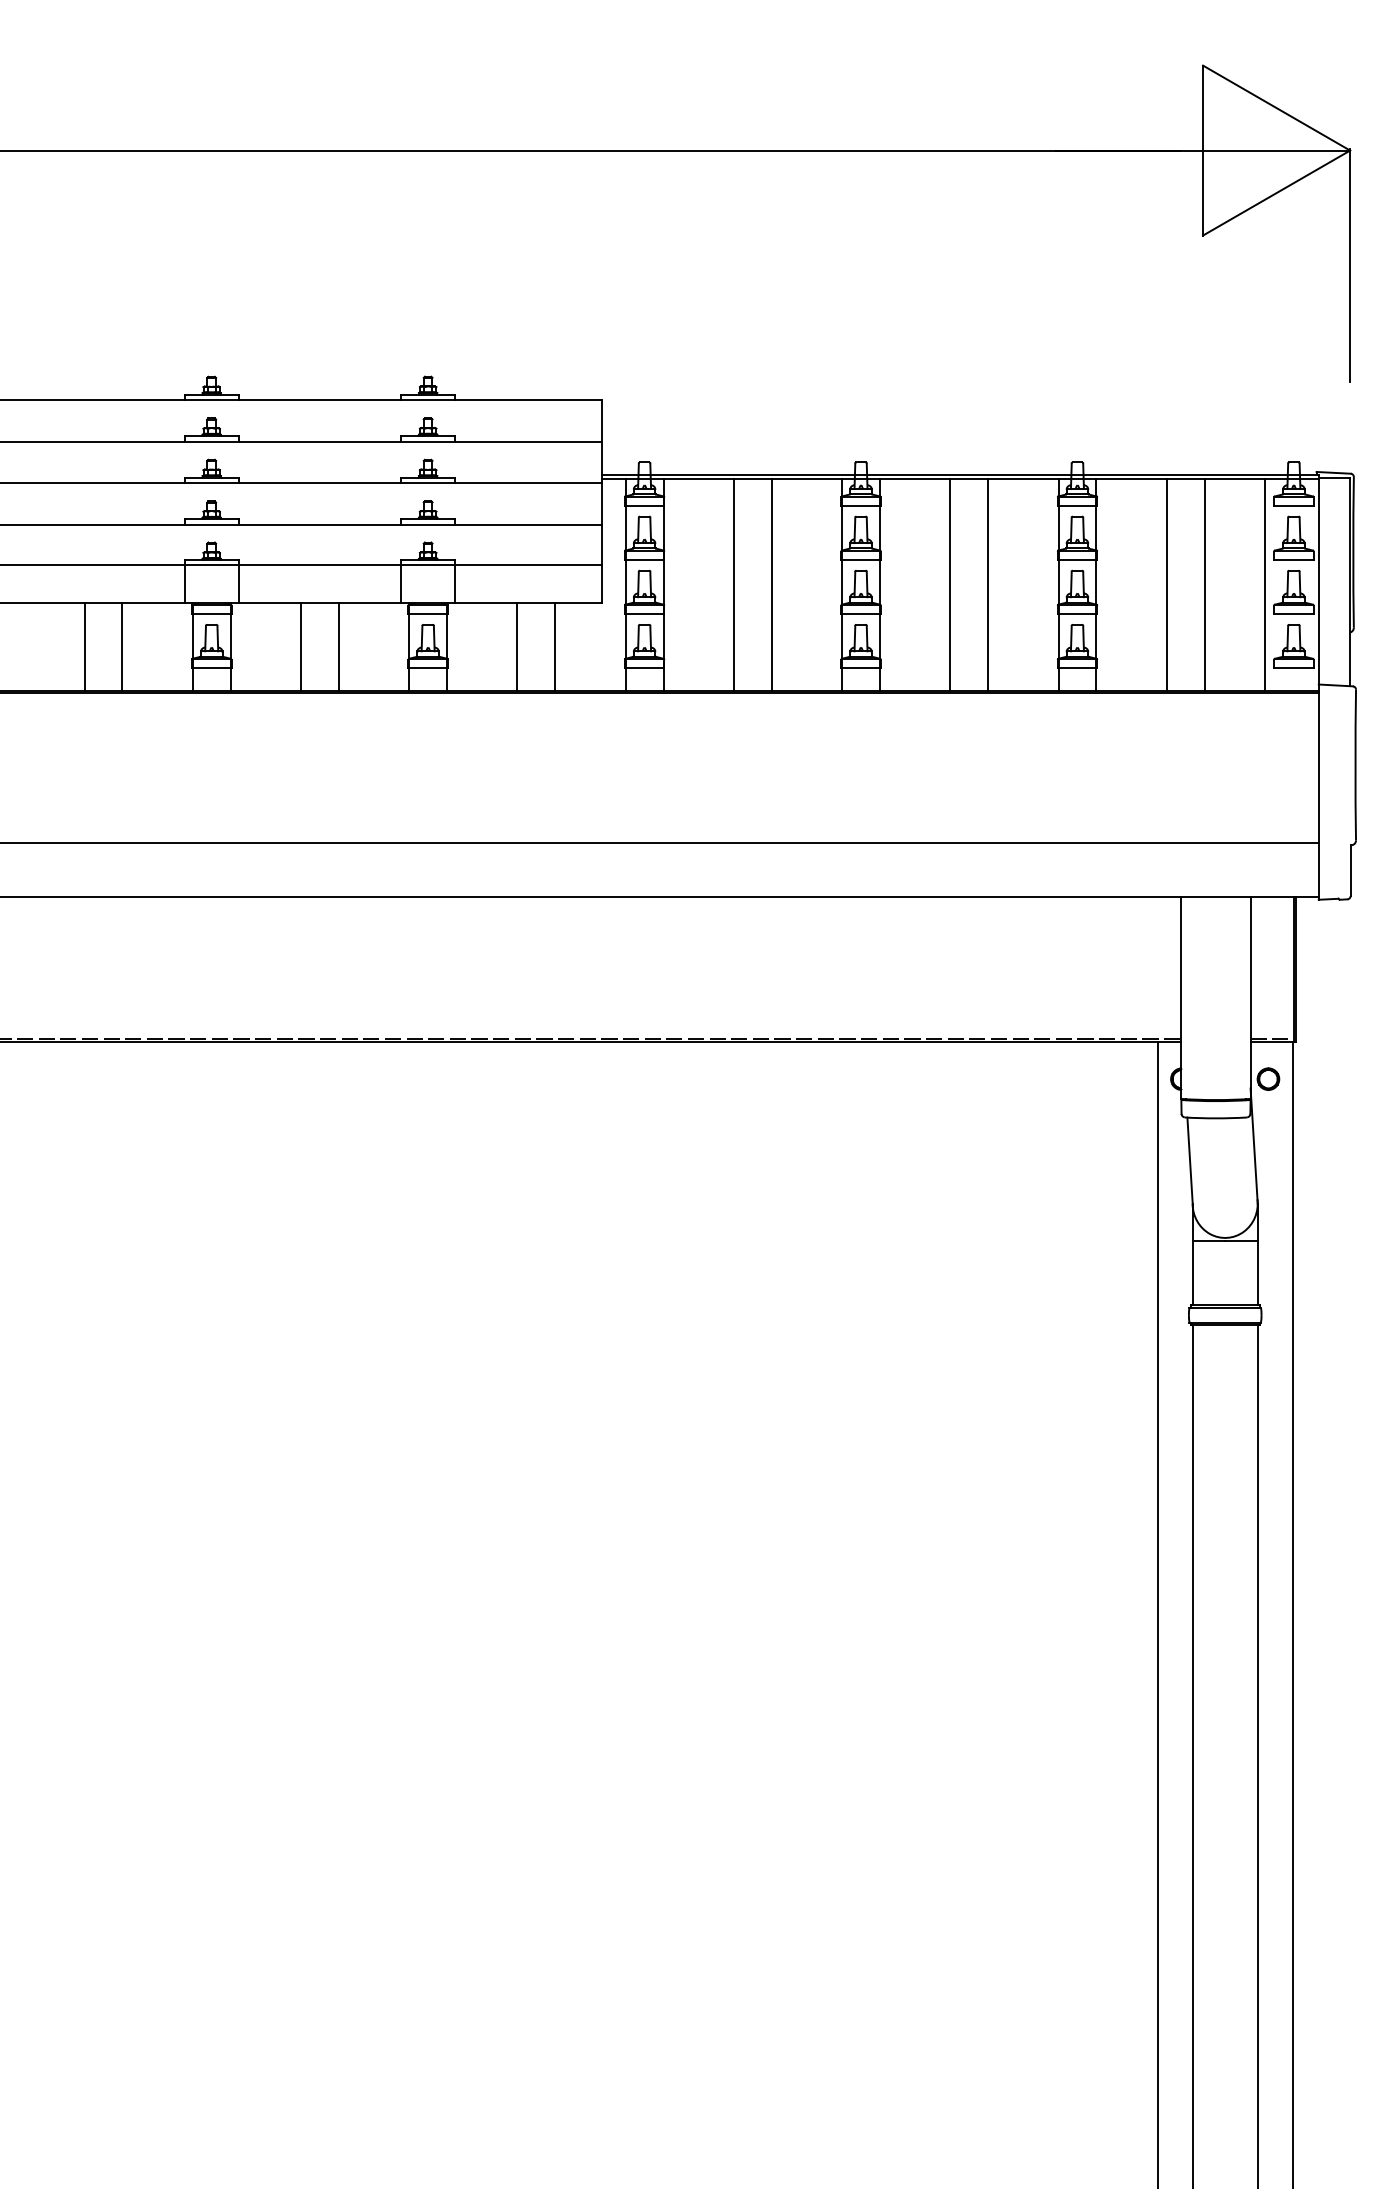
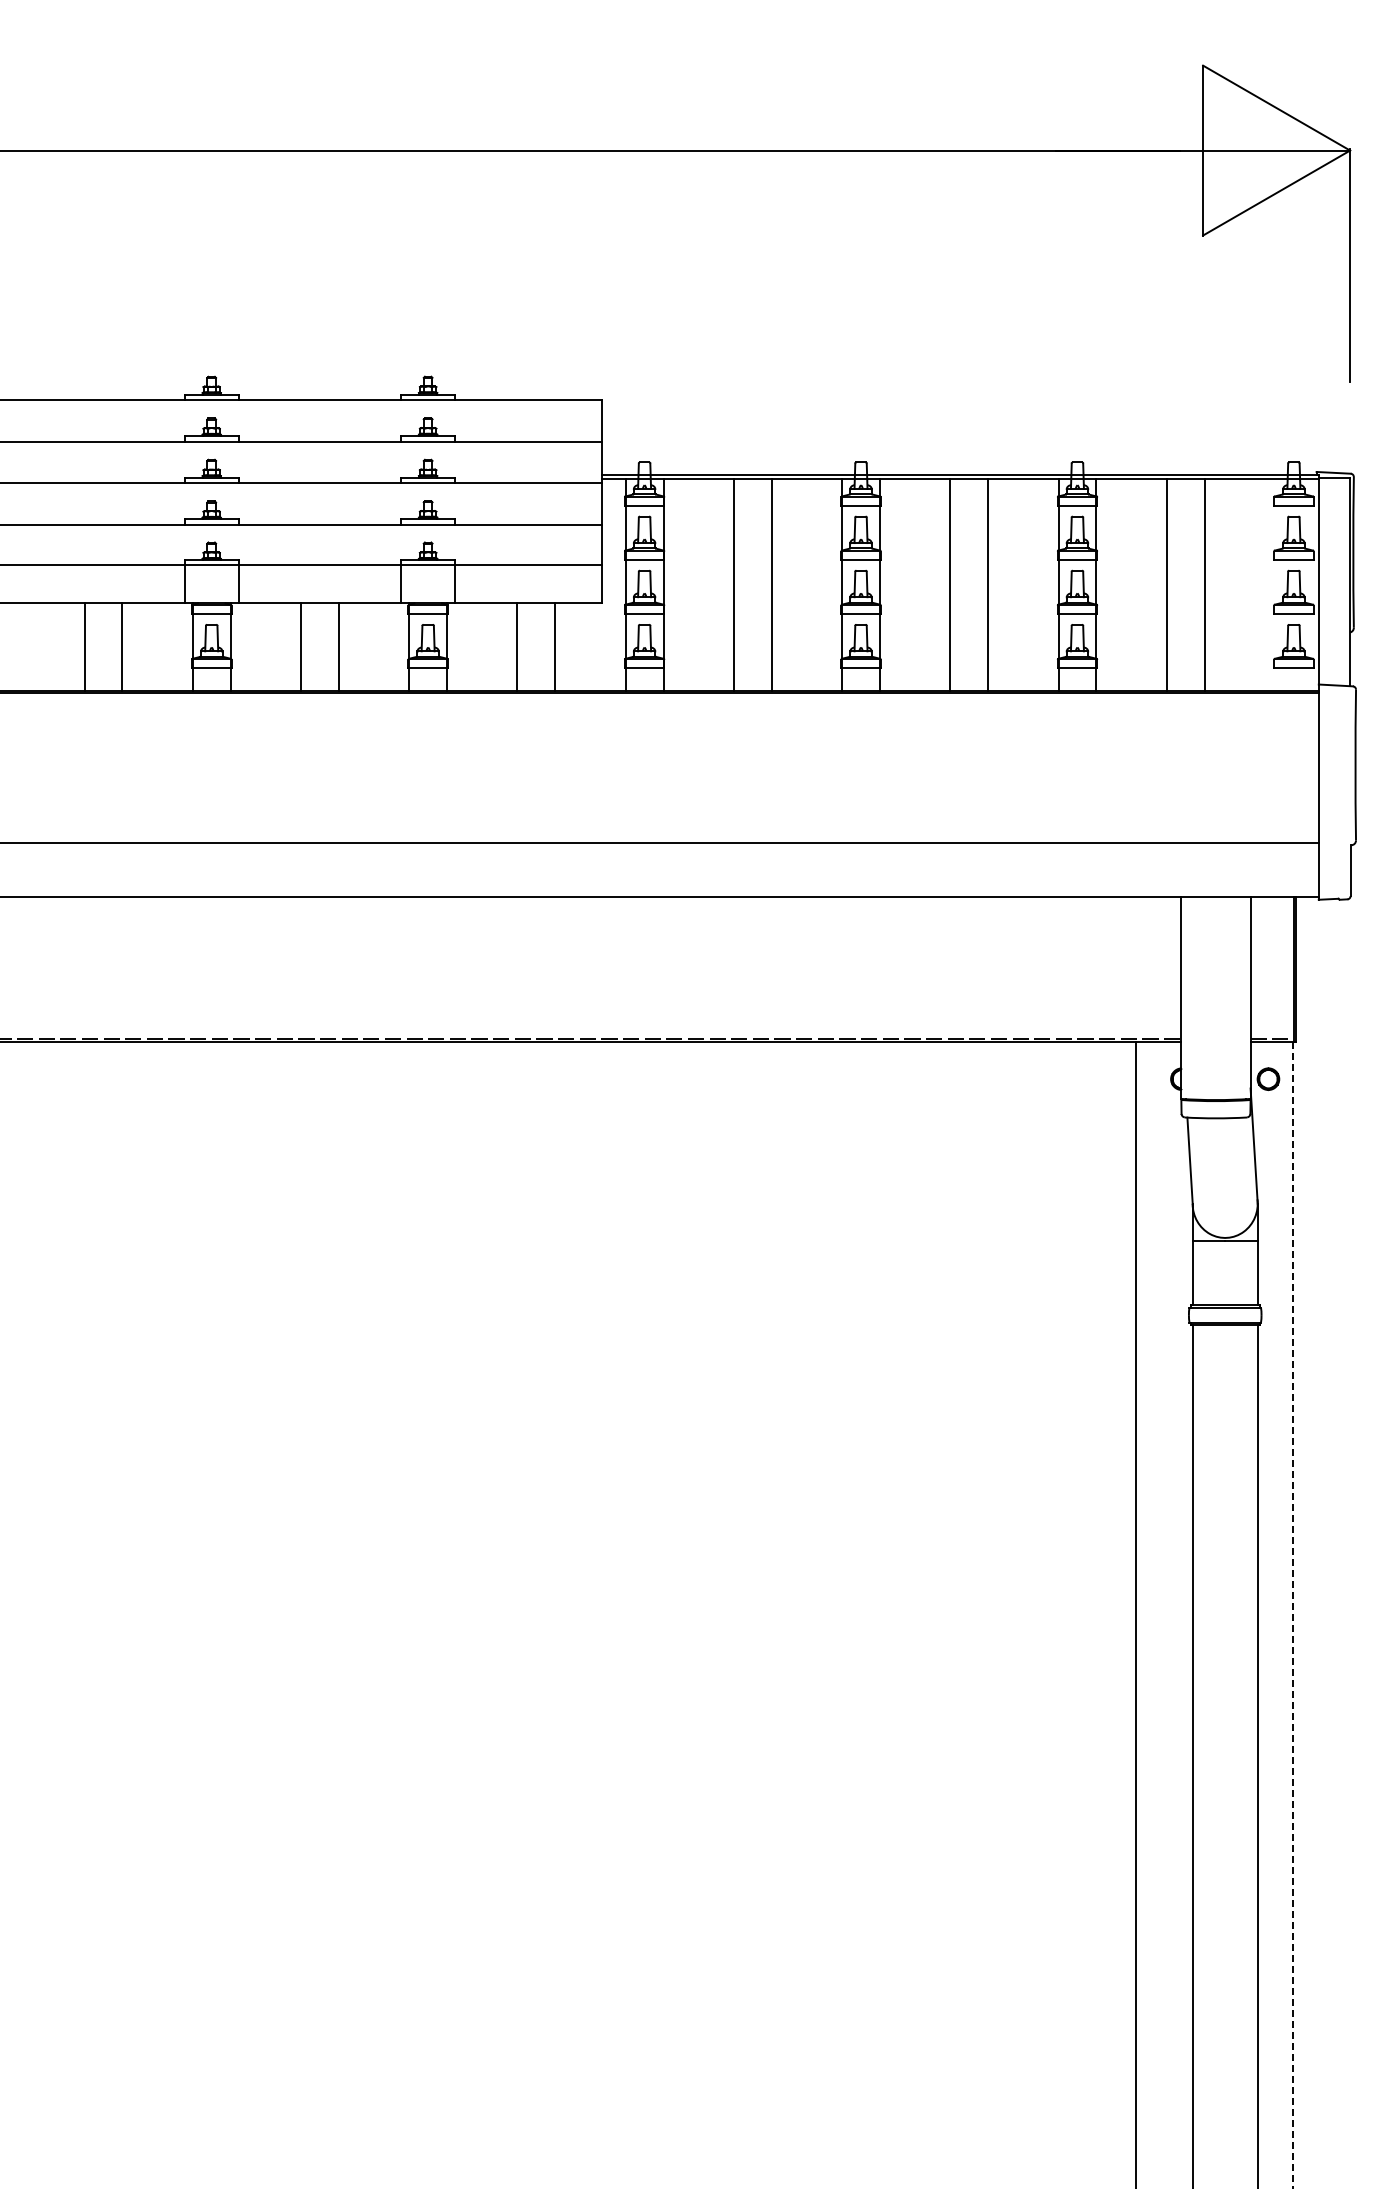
line: present -> none (1265, 585)
line position: (1157, 1613) -> (1135, 1613) (1135, 1613)
line: solid -> dashed (1292, 1615)
